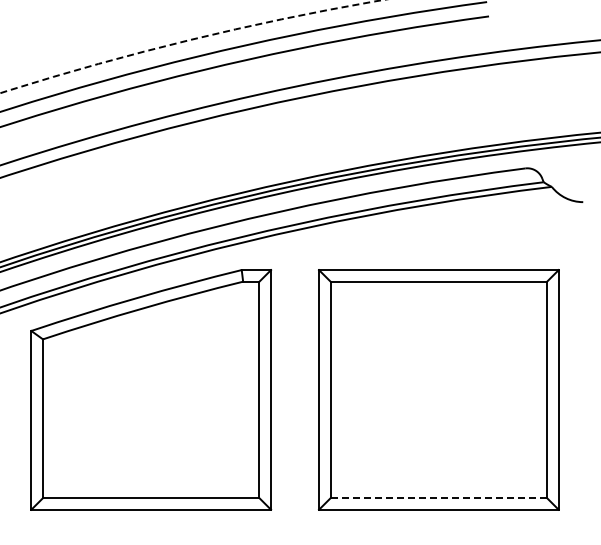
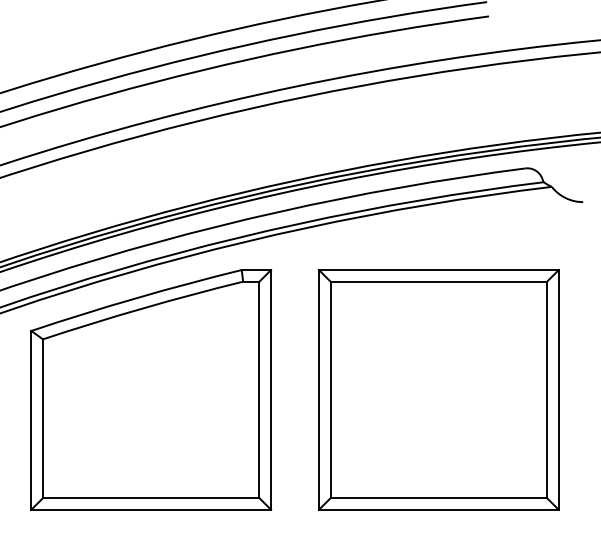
arc: dashed -> solid (189, 40)
line: dashed -> solid (439, 498)
